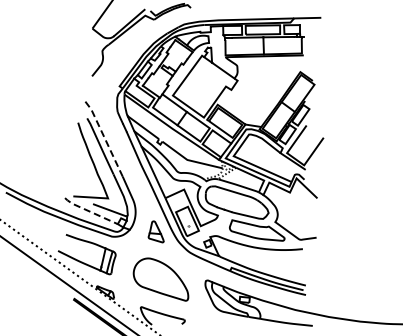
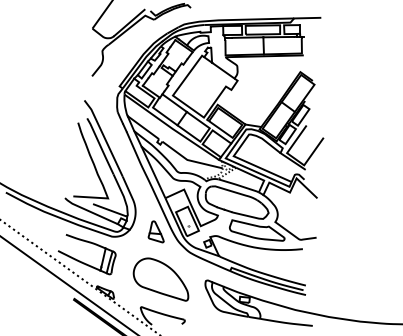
line: dashed -> solid (104, 137)
line: dashed -> solid (89, 211)
